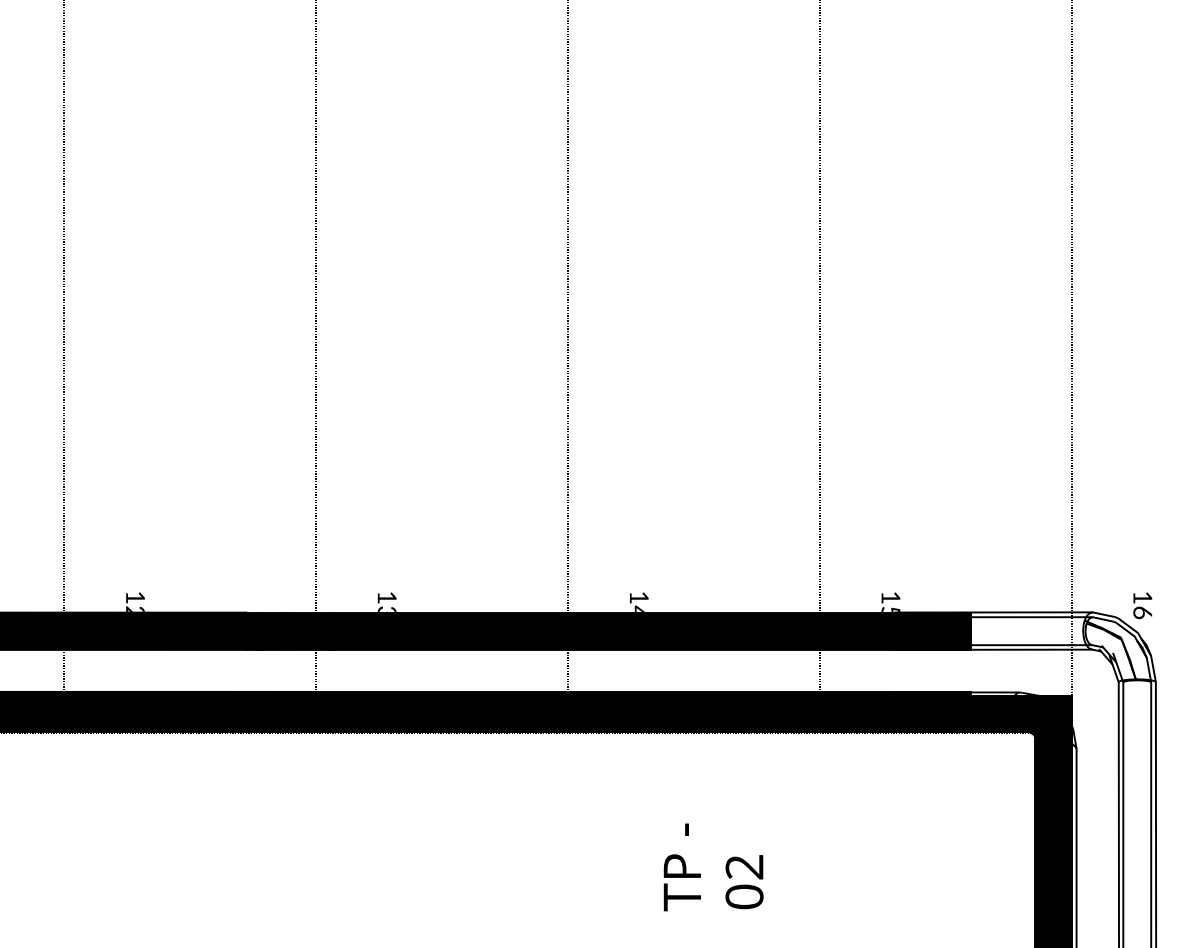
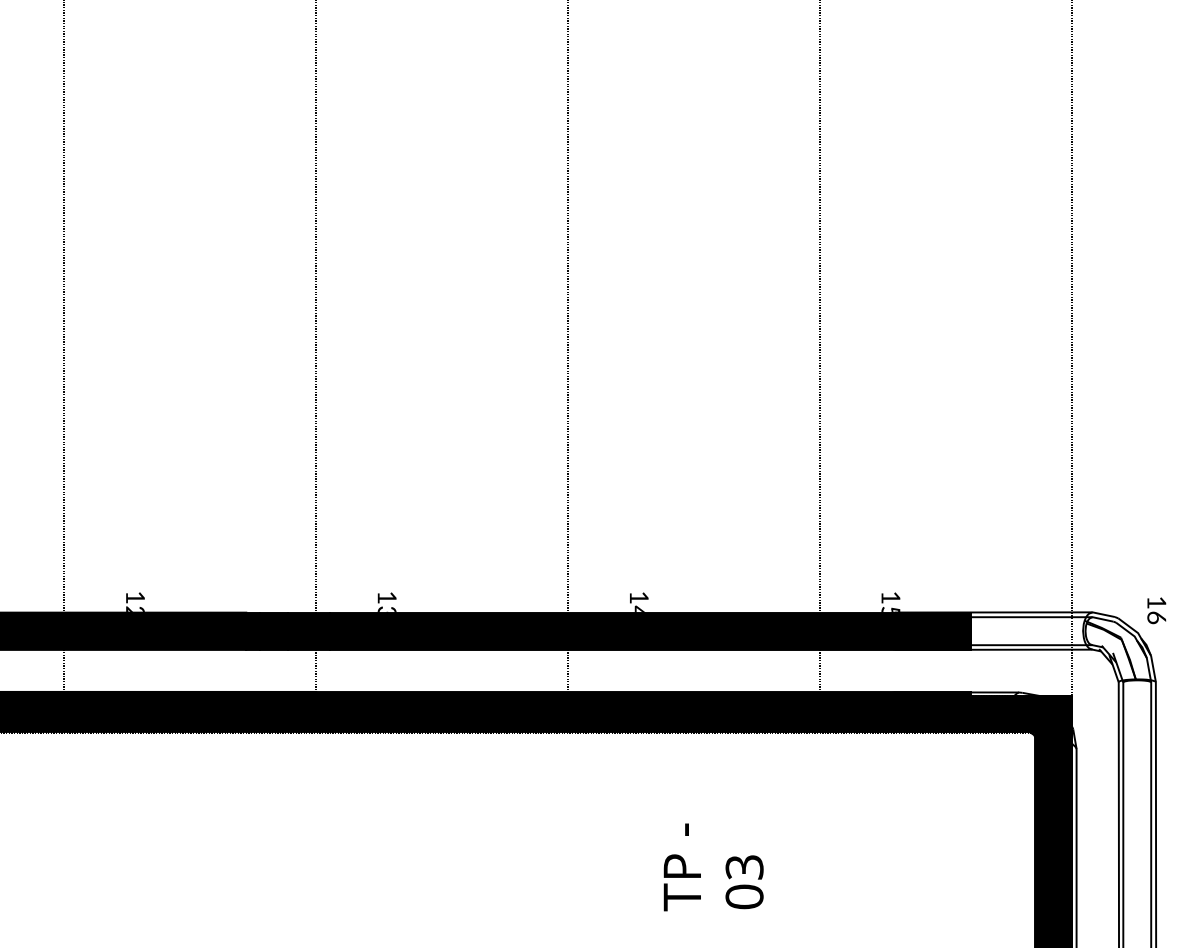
text position: (1142, 605) -> (1156, 610) (1156, 610)
text: 02 -> 03 (744, 867)
